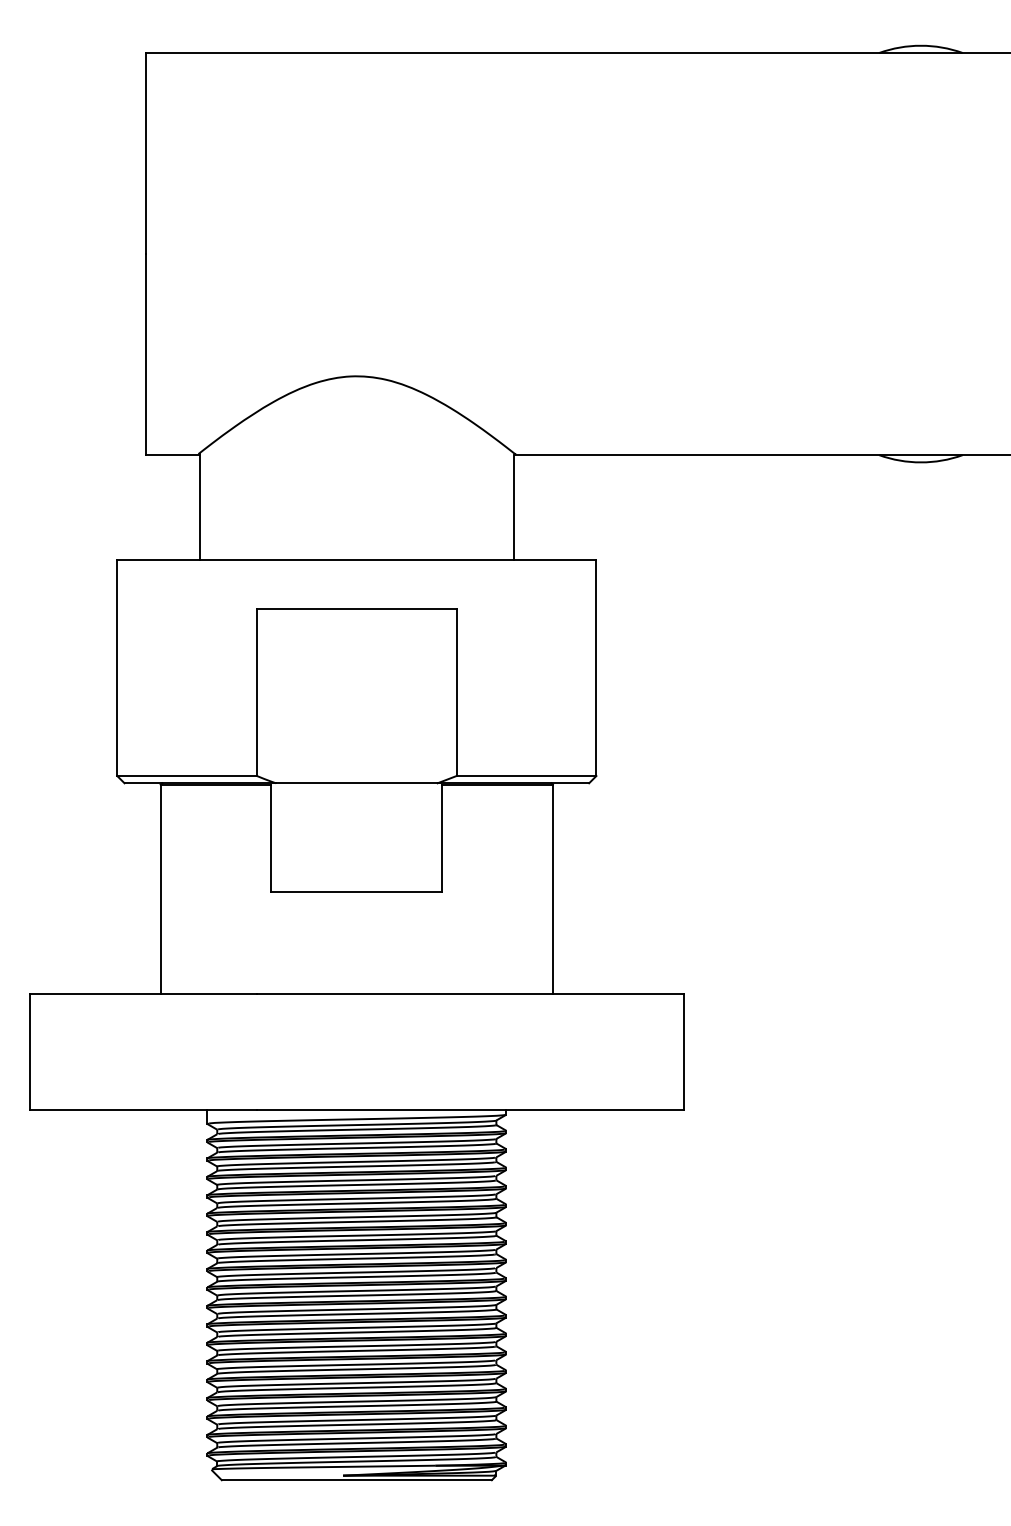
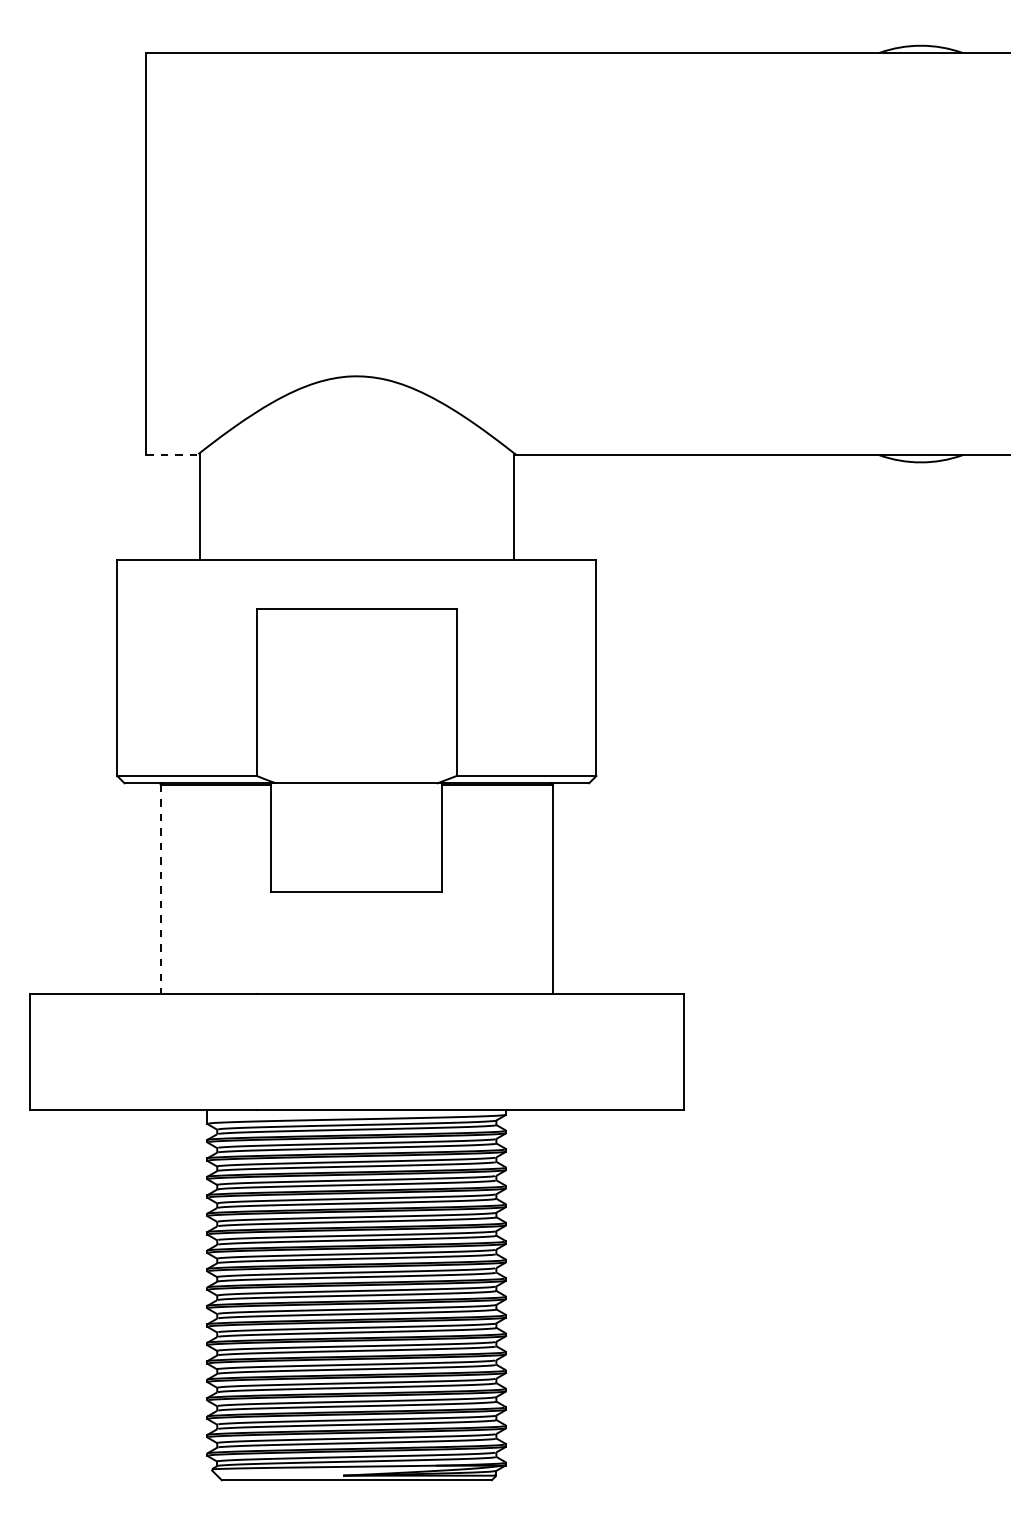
line: solid -> dashed (172, 455)
line: solid -> dashed (160, 889)
